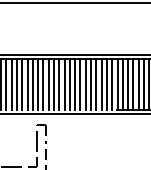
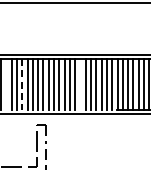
line: present -> none (6, 84)
line: solid -> dashed (22, 84)
line: present -> none (80, 84)
